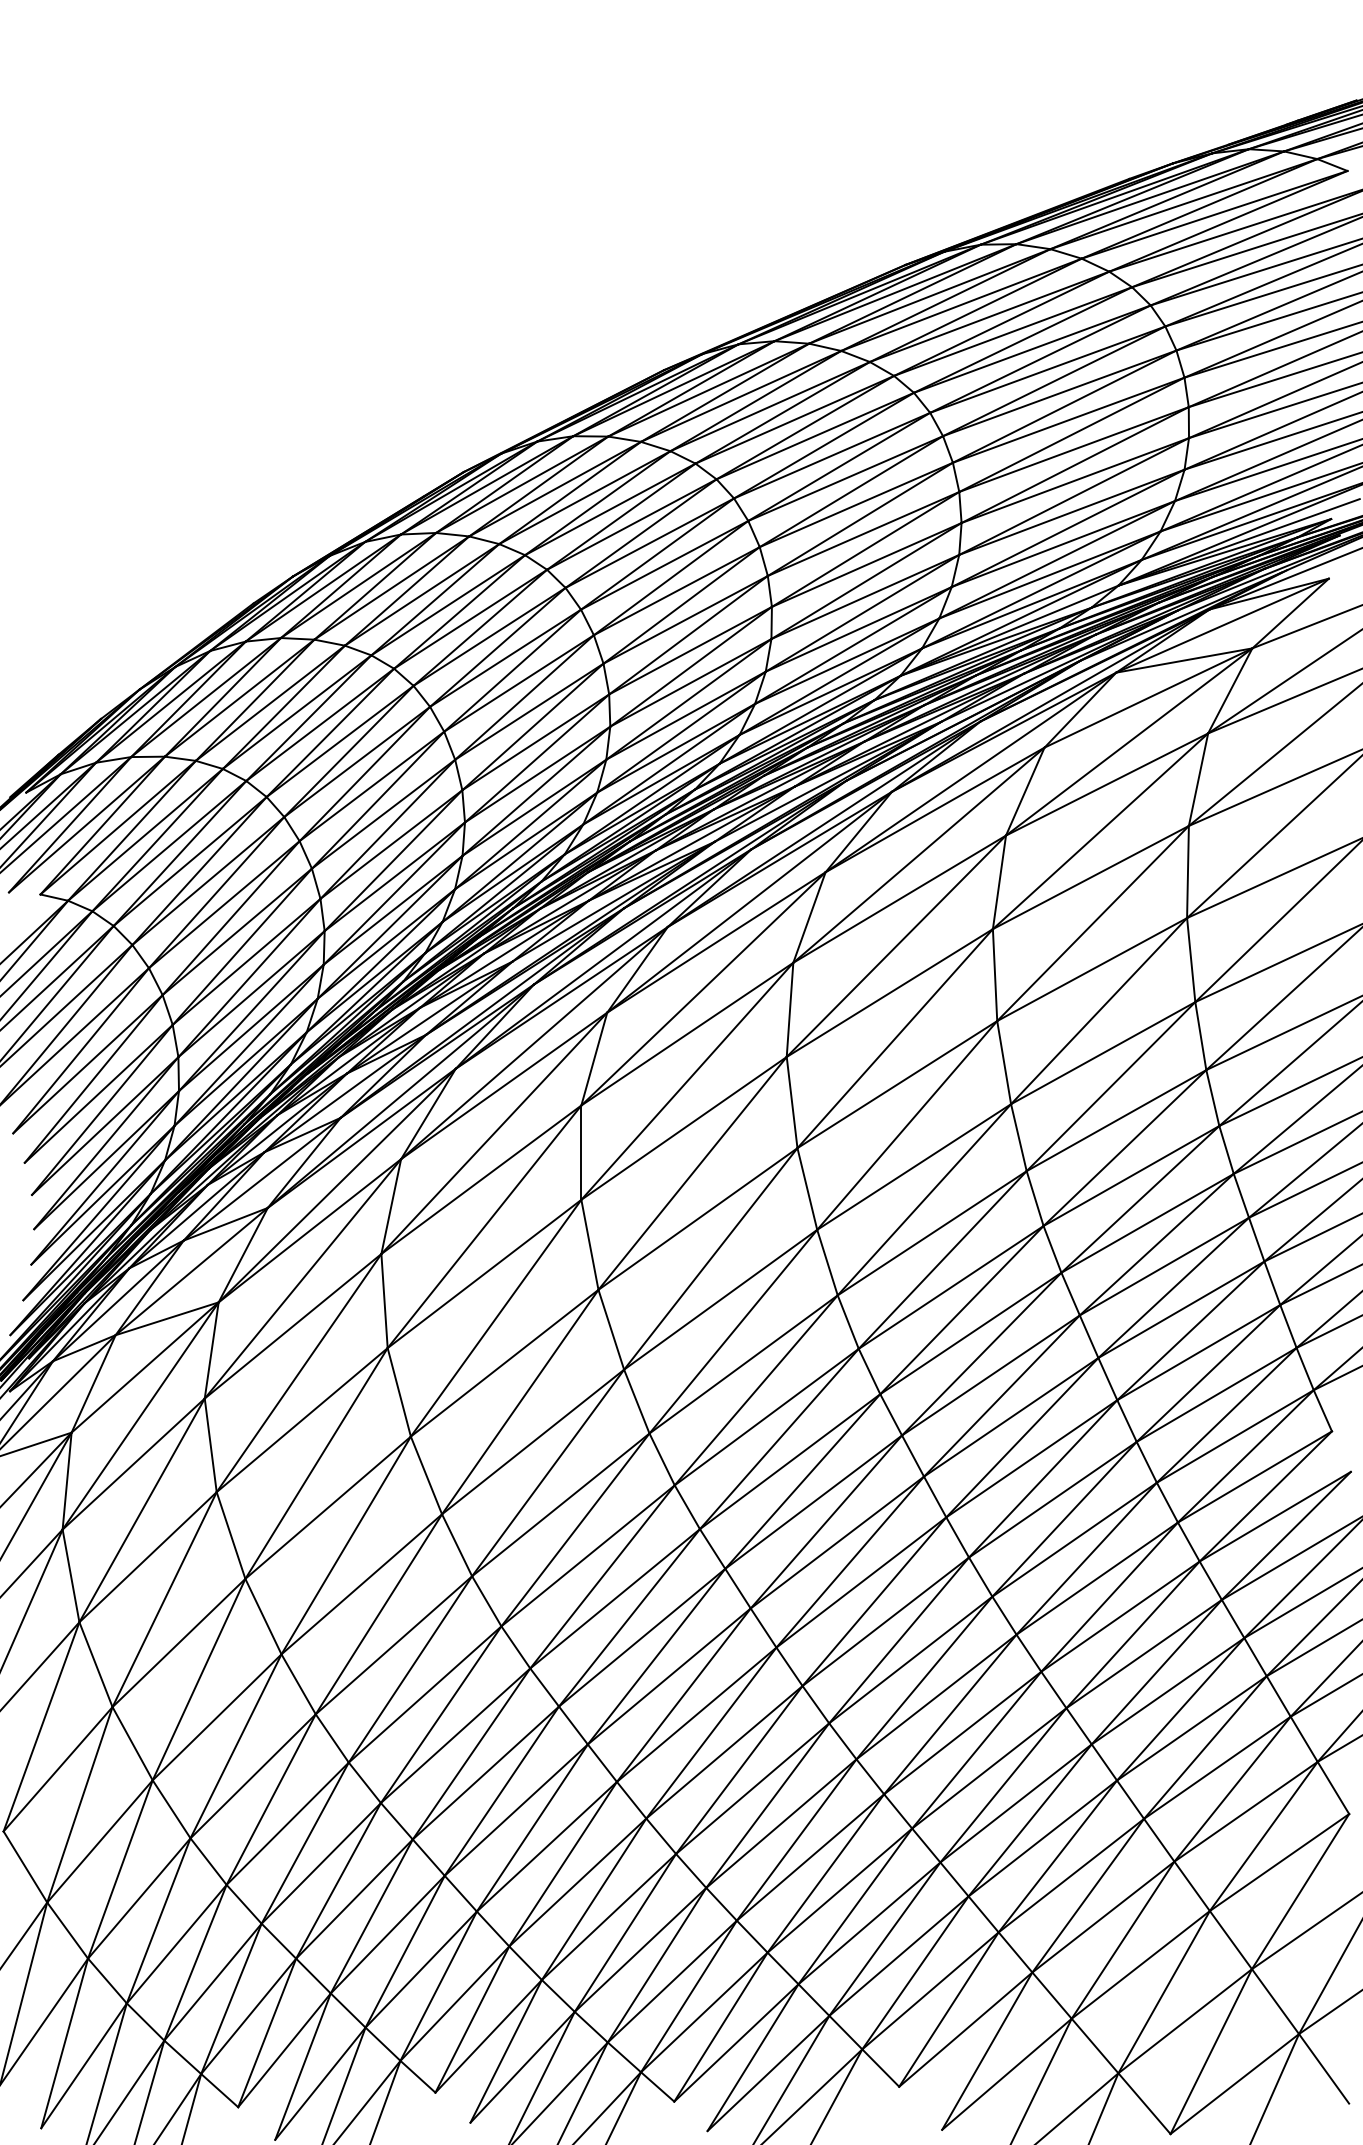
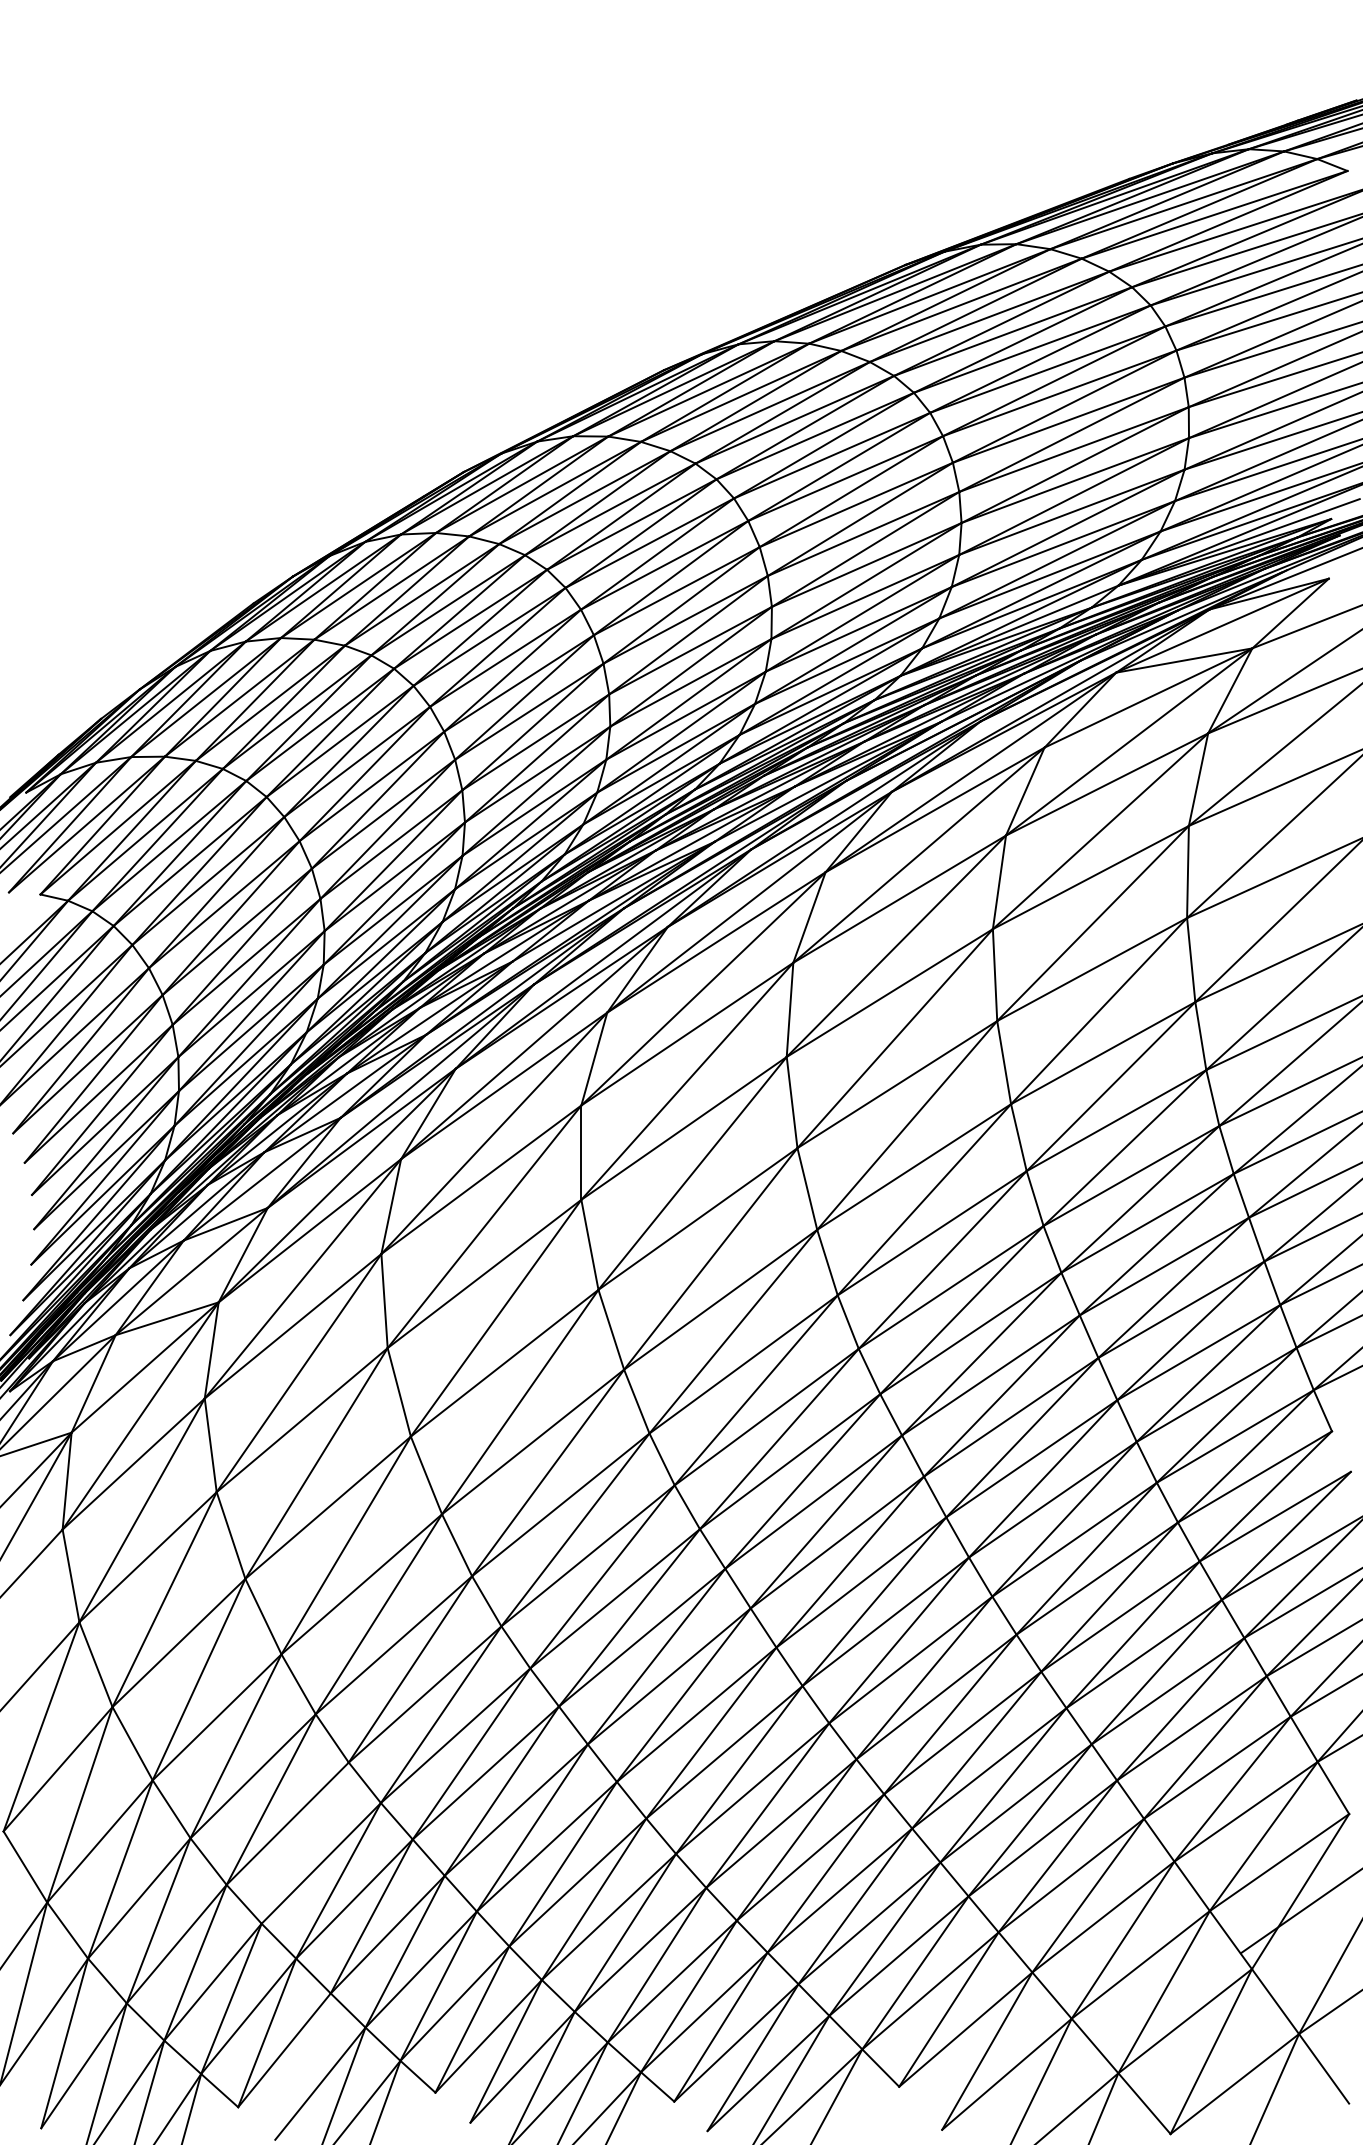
line: present -> none (32, 1598)
line: present -> none (304, 1842)
line position: (1305, 1931) -> (1299, 1911) (1299, 1911)
line: present -> none (302, 2066)
